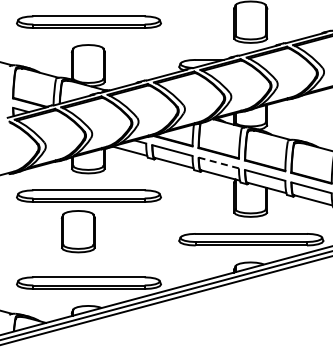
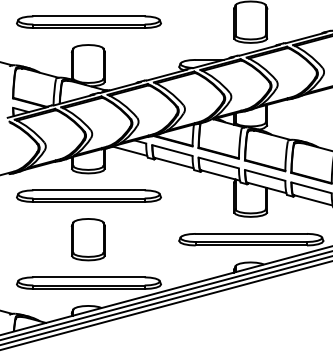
line: dashed -> solid (218, 162)
part position: (77, 231) -> (87, 239) (87, 239)
line: none -> present (165, 305)
